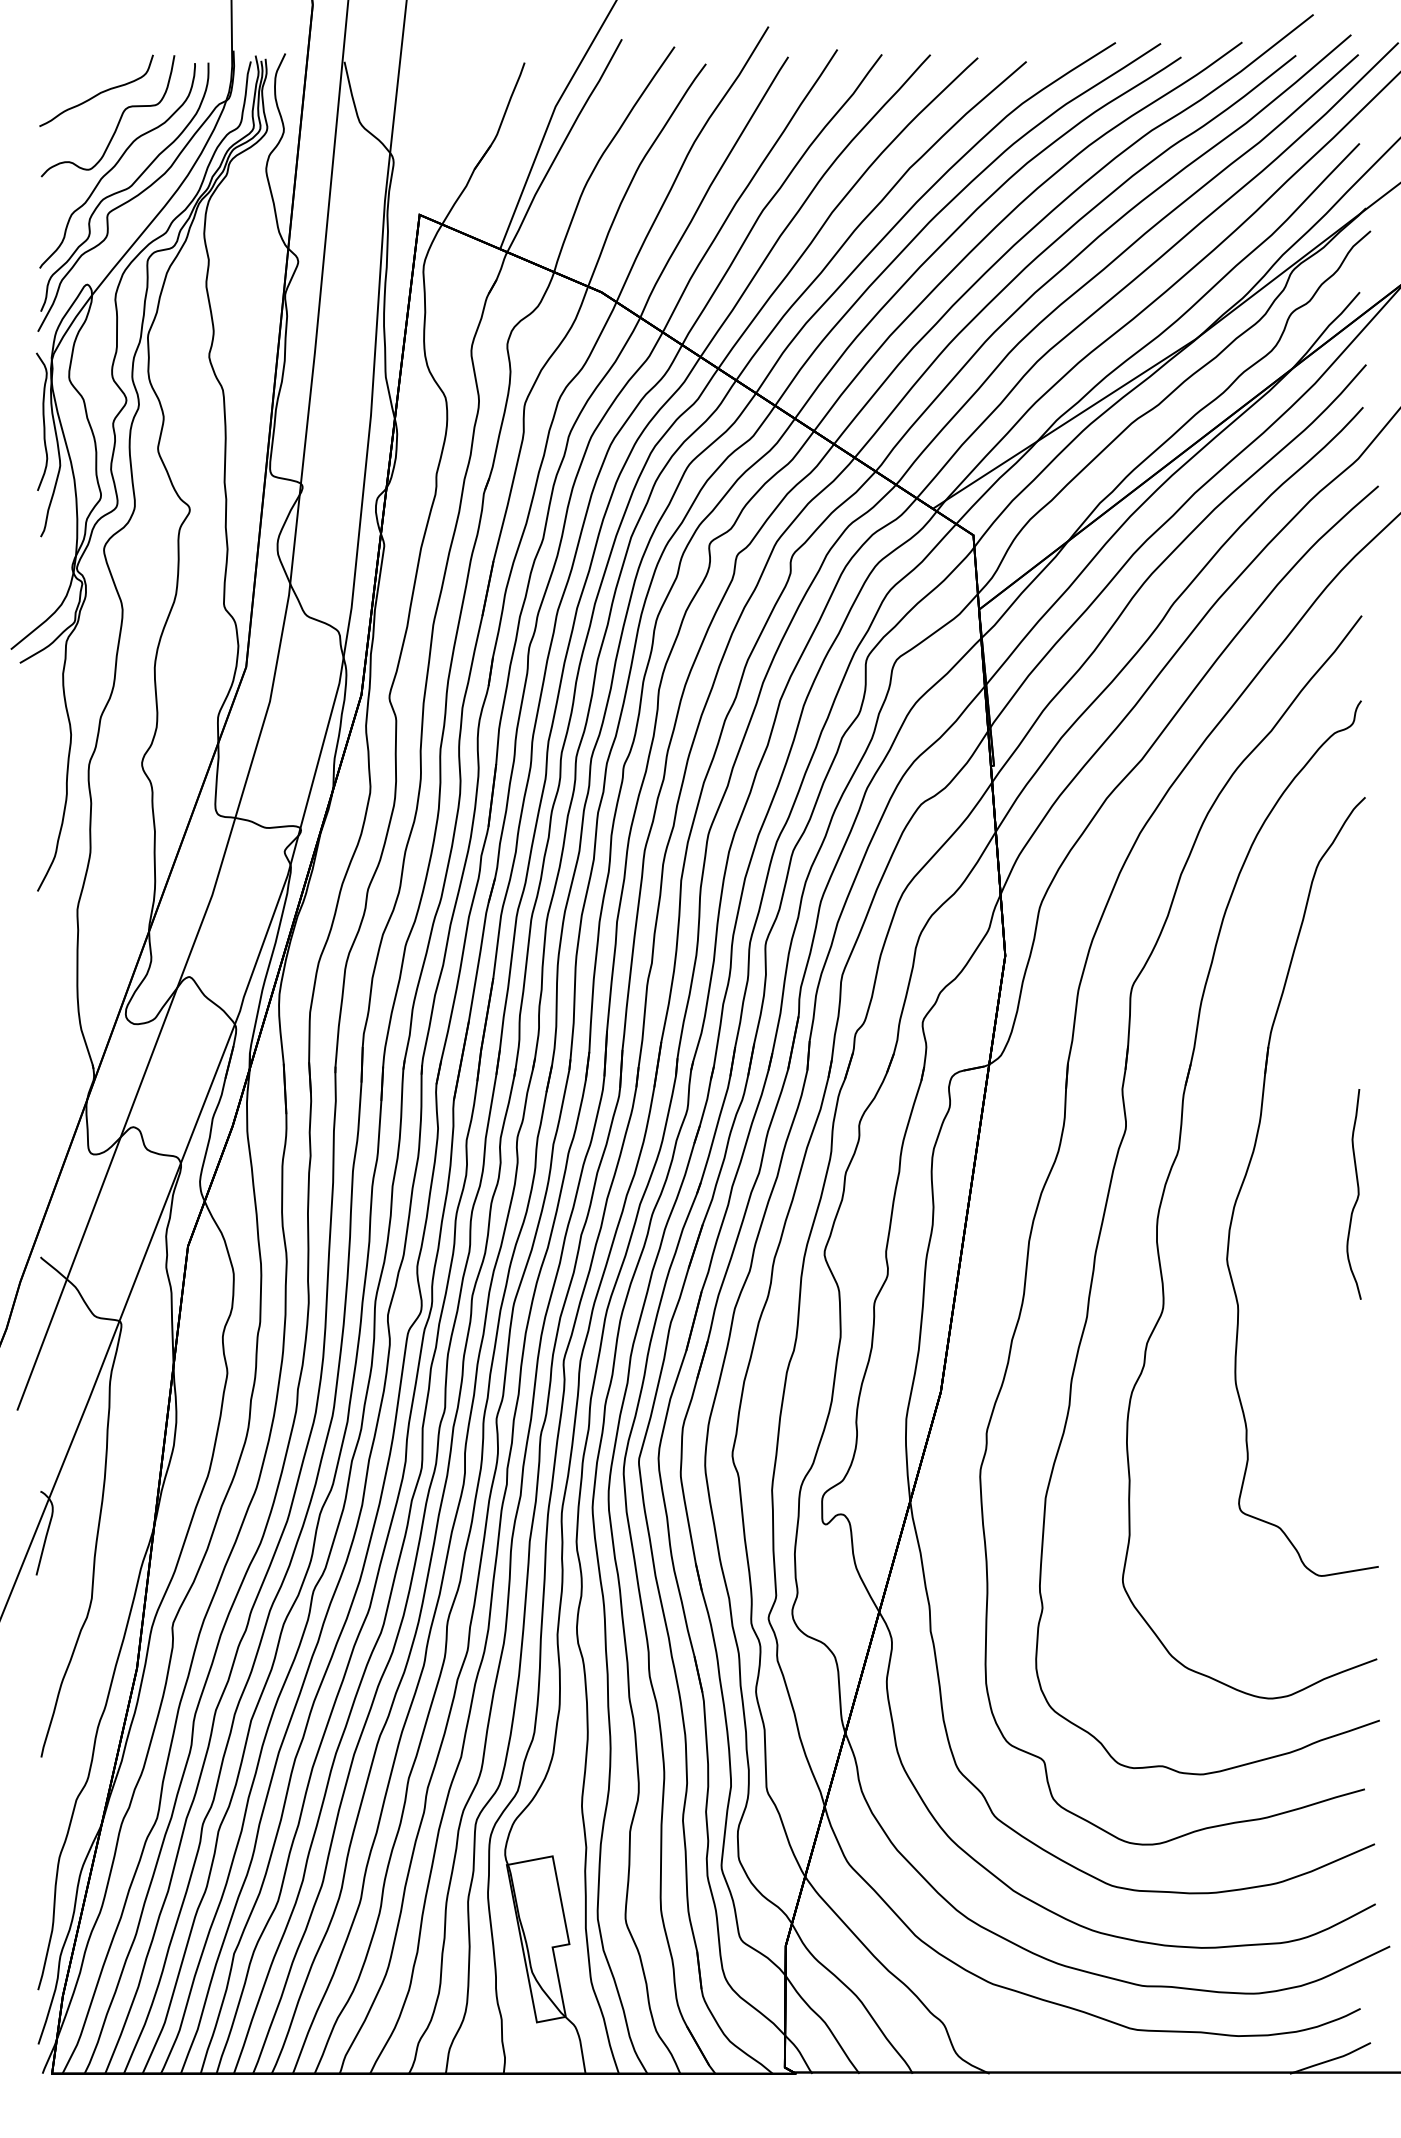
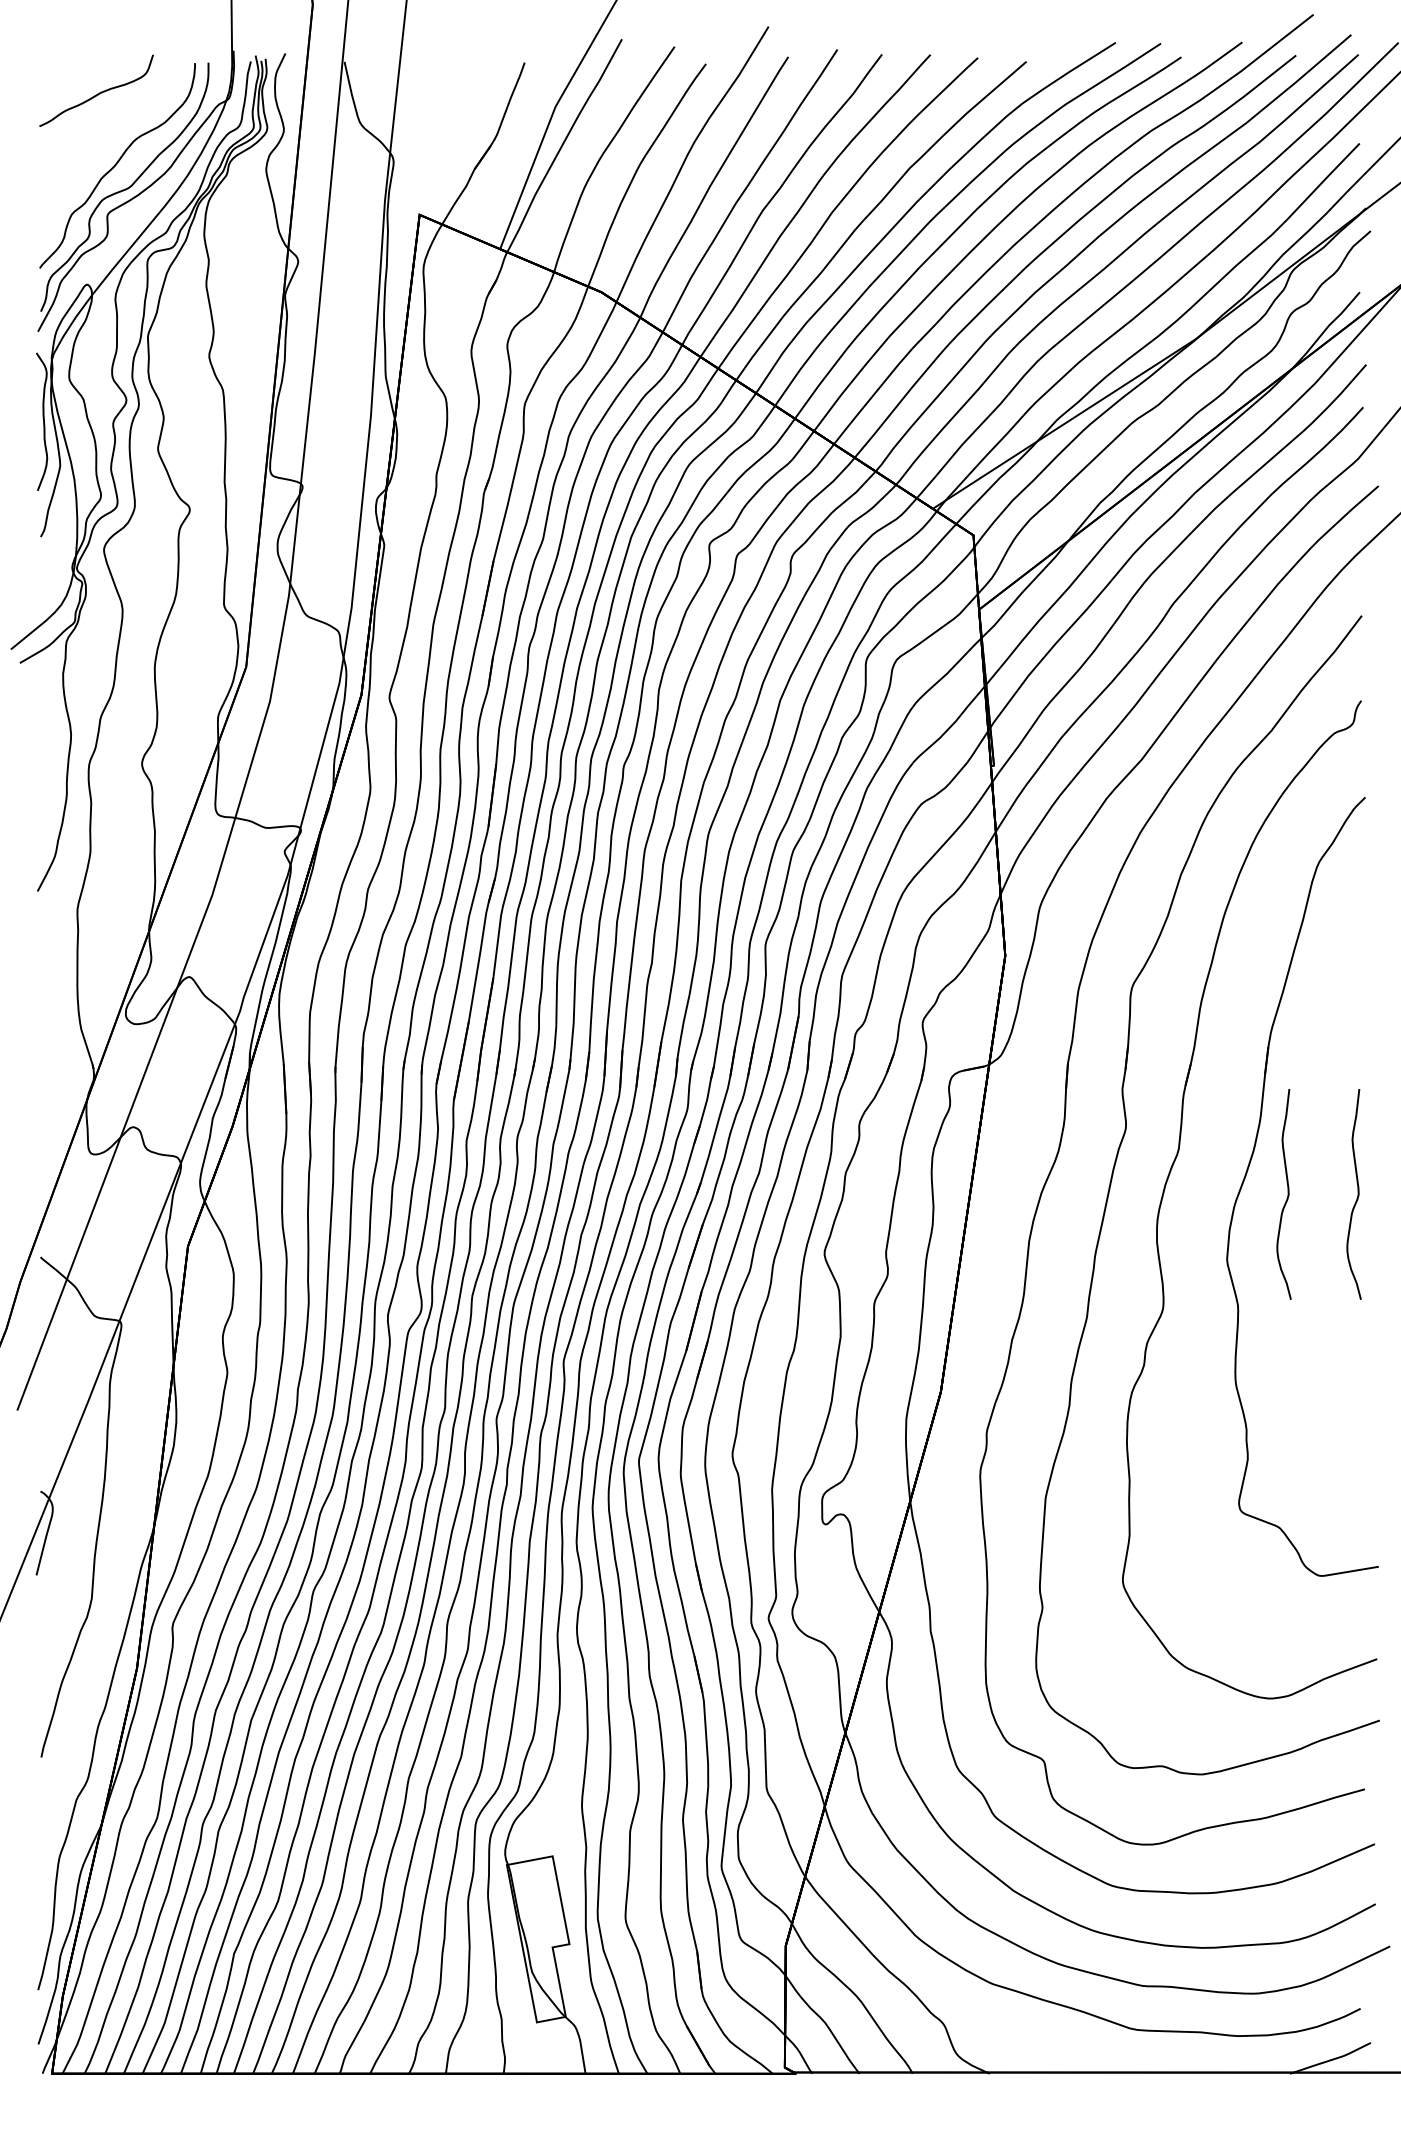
curve: present -> none (118, 120)
curve: none -> present (1287, 1194)
